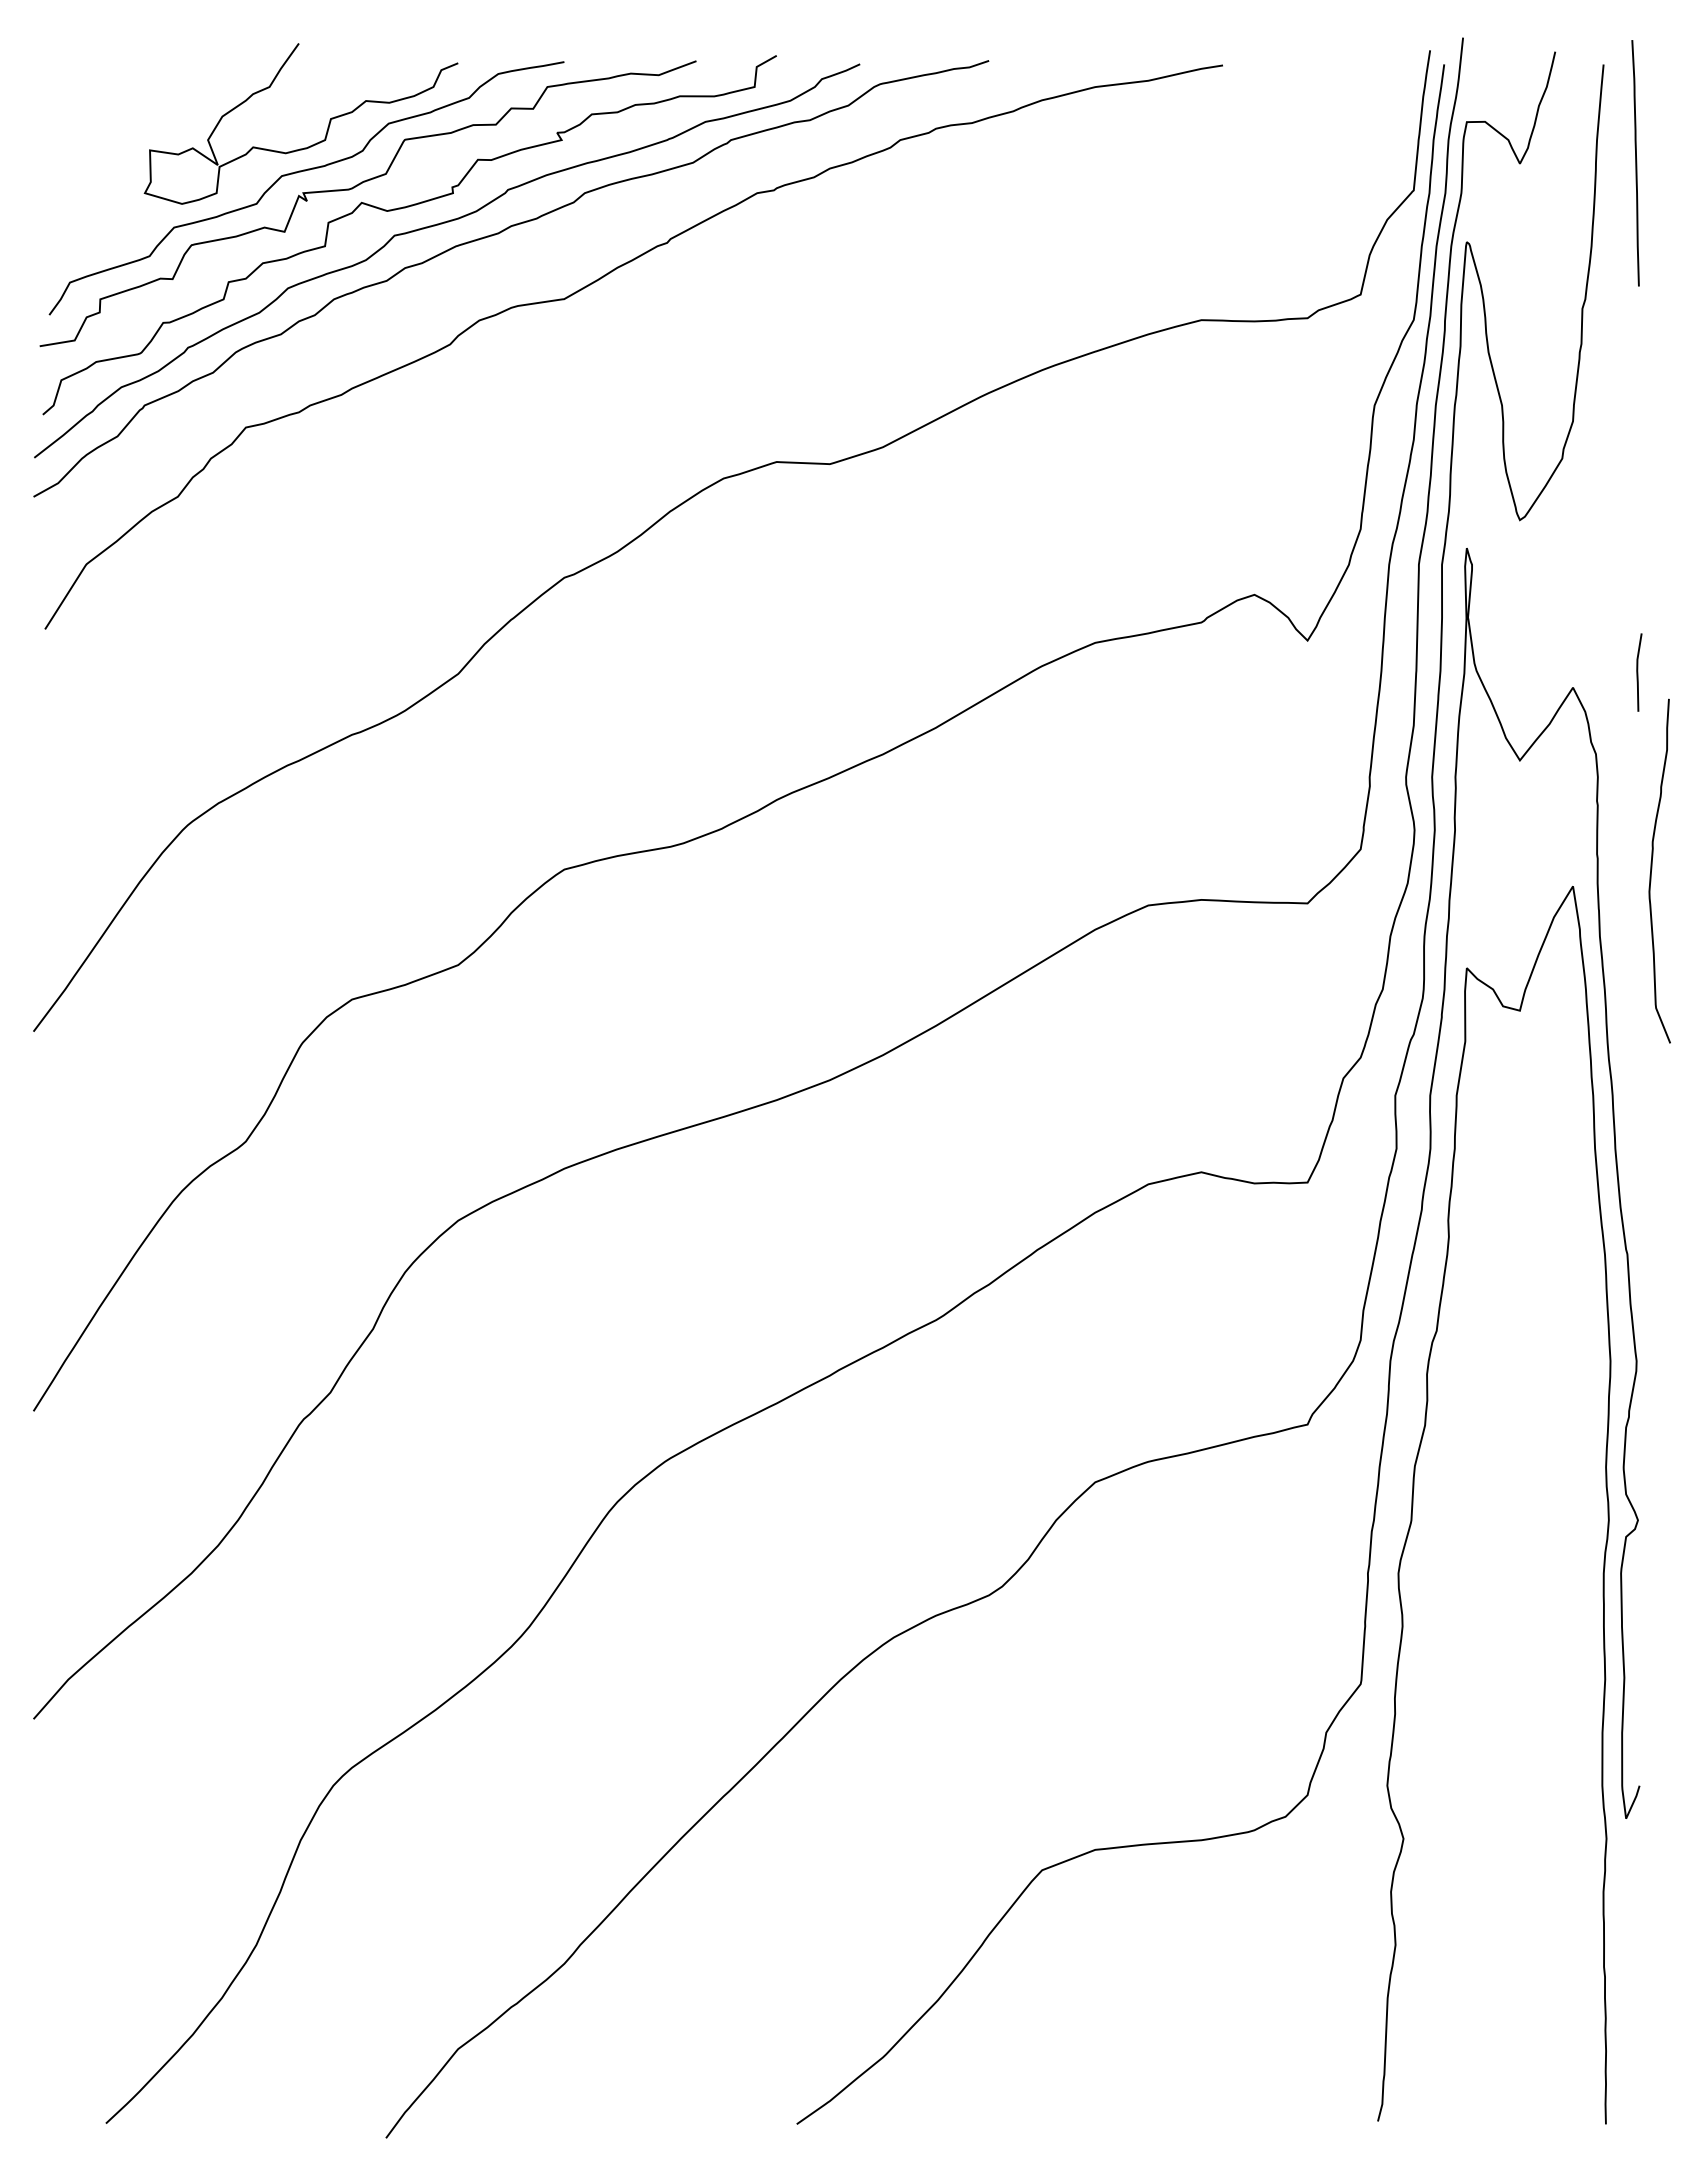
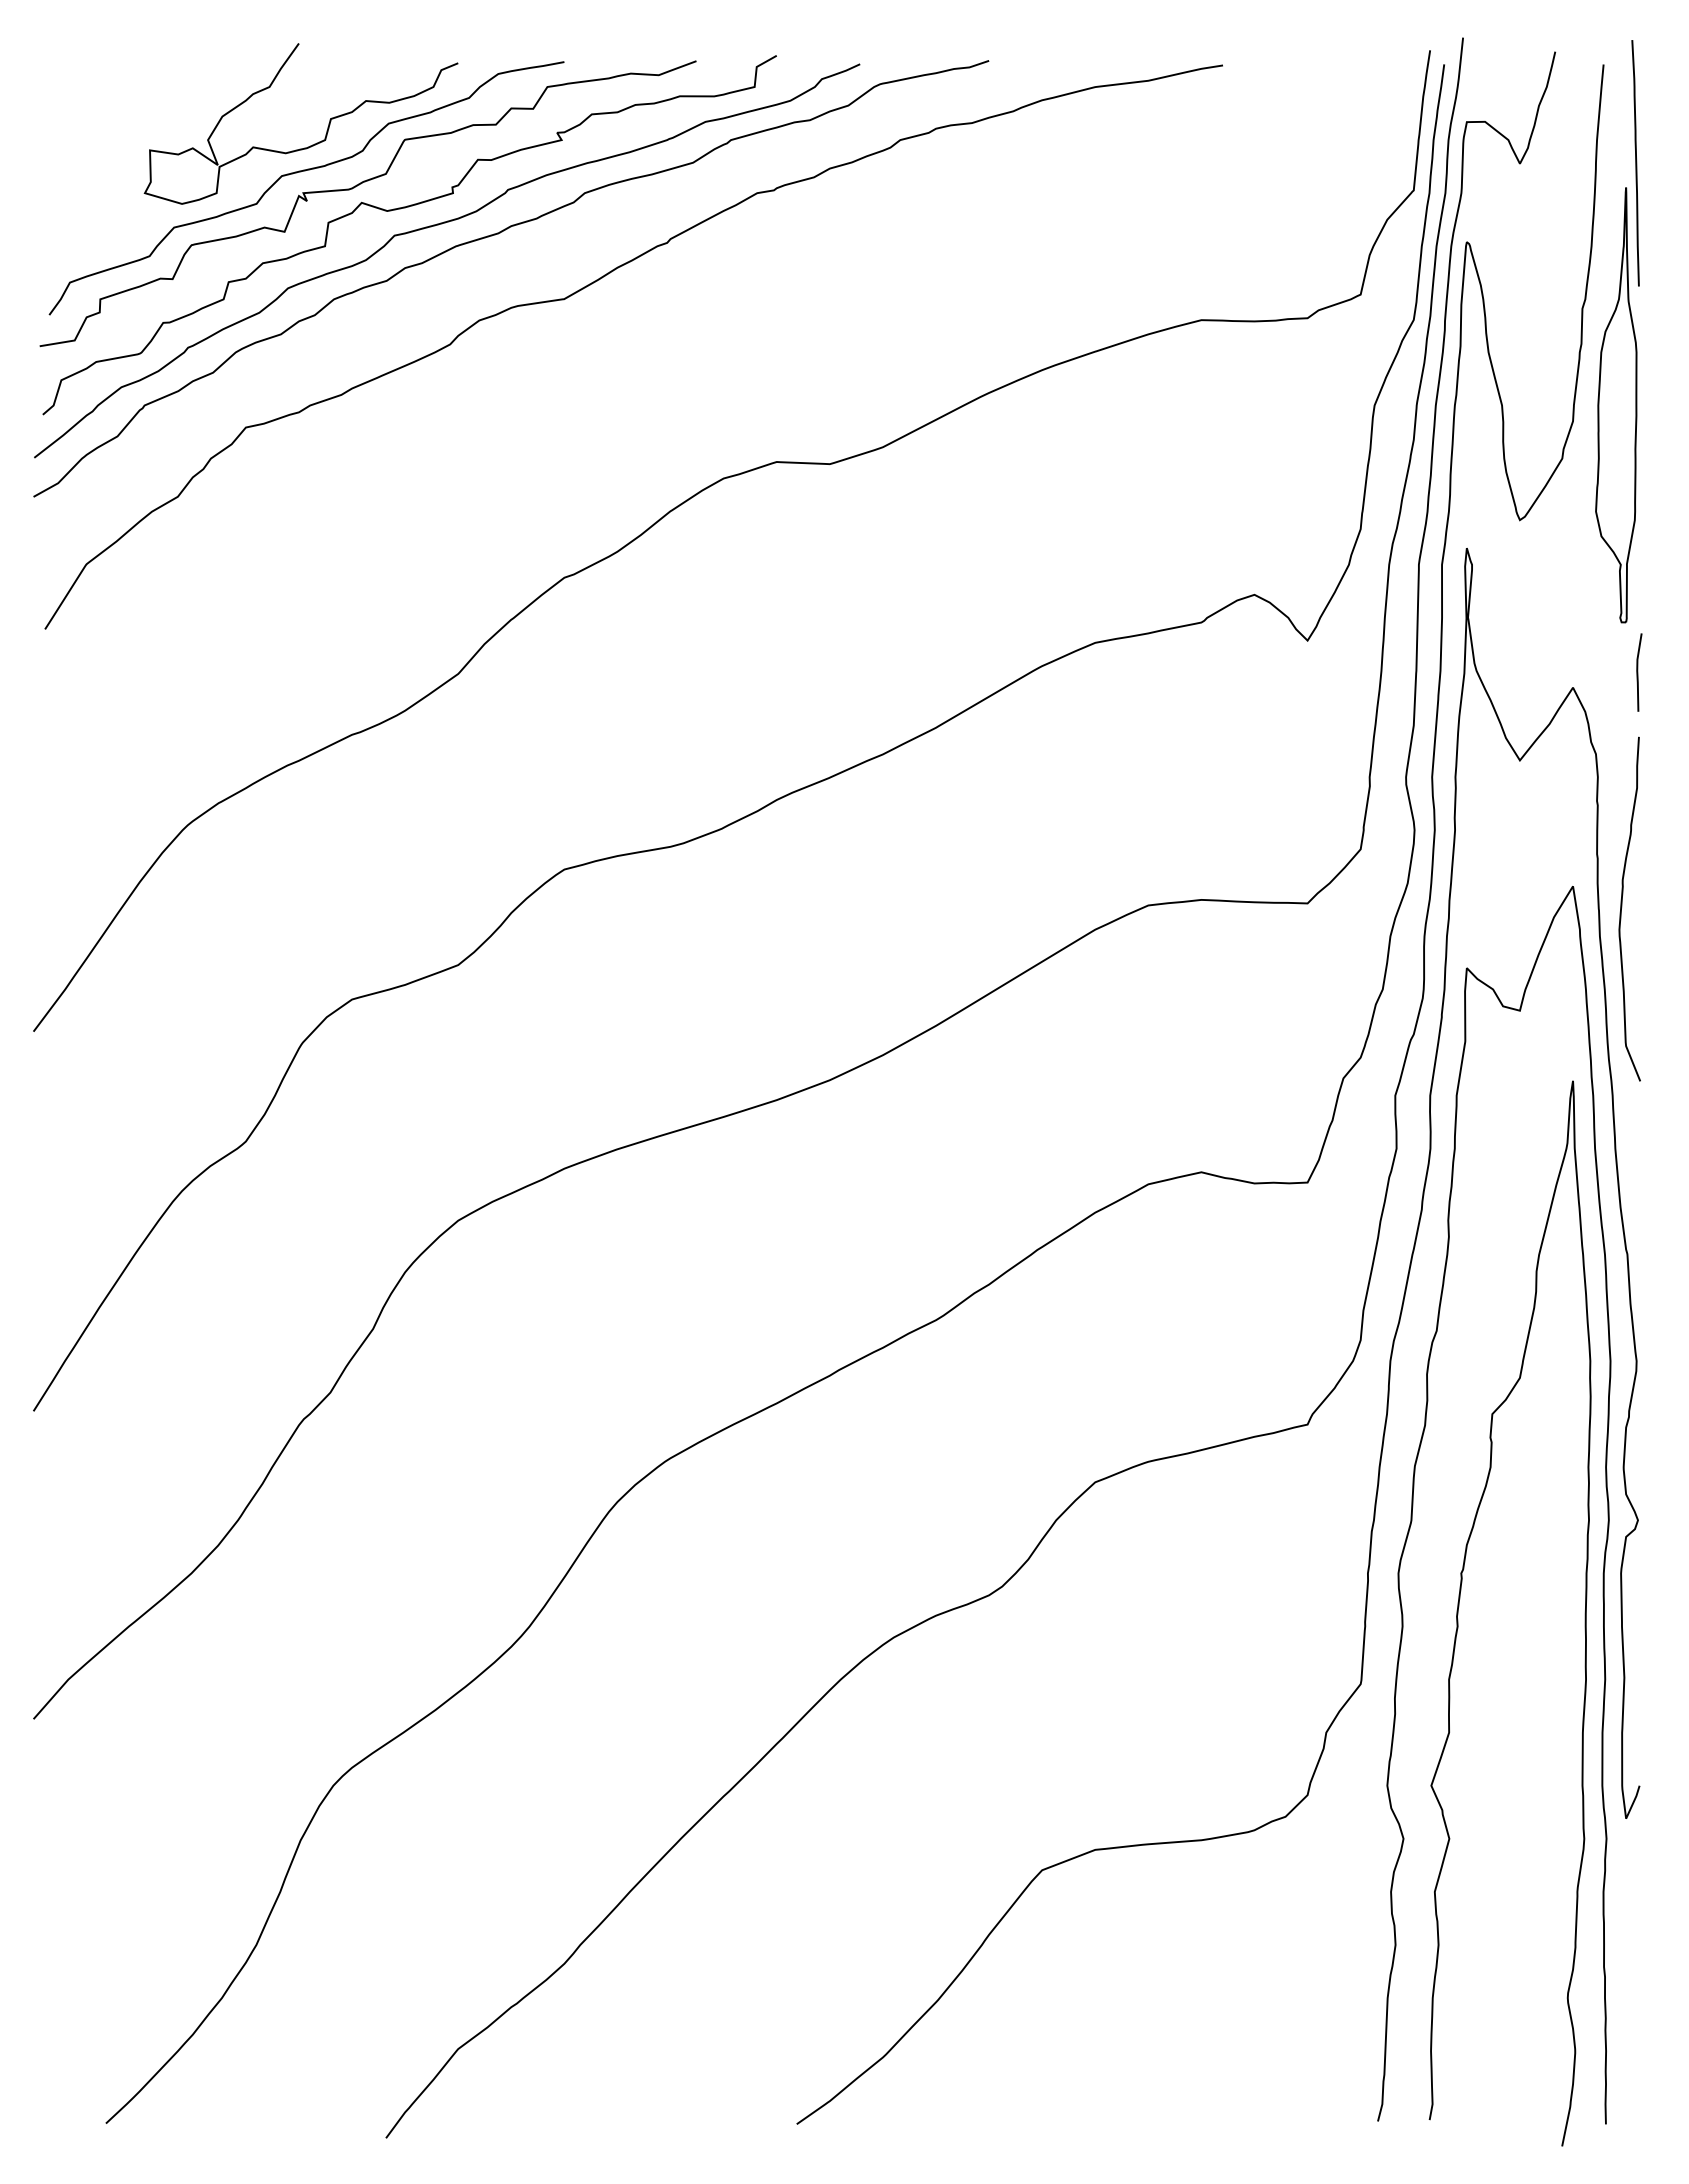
part: none -> present (1616, 405)
curve position: (1652, 869) -> (1622, 907) (1622, 907)
curve: none -> present (1459, 1606)
